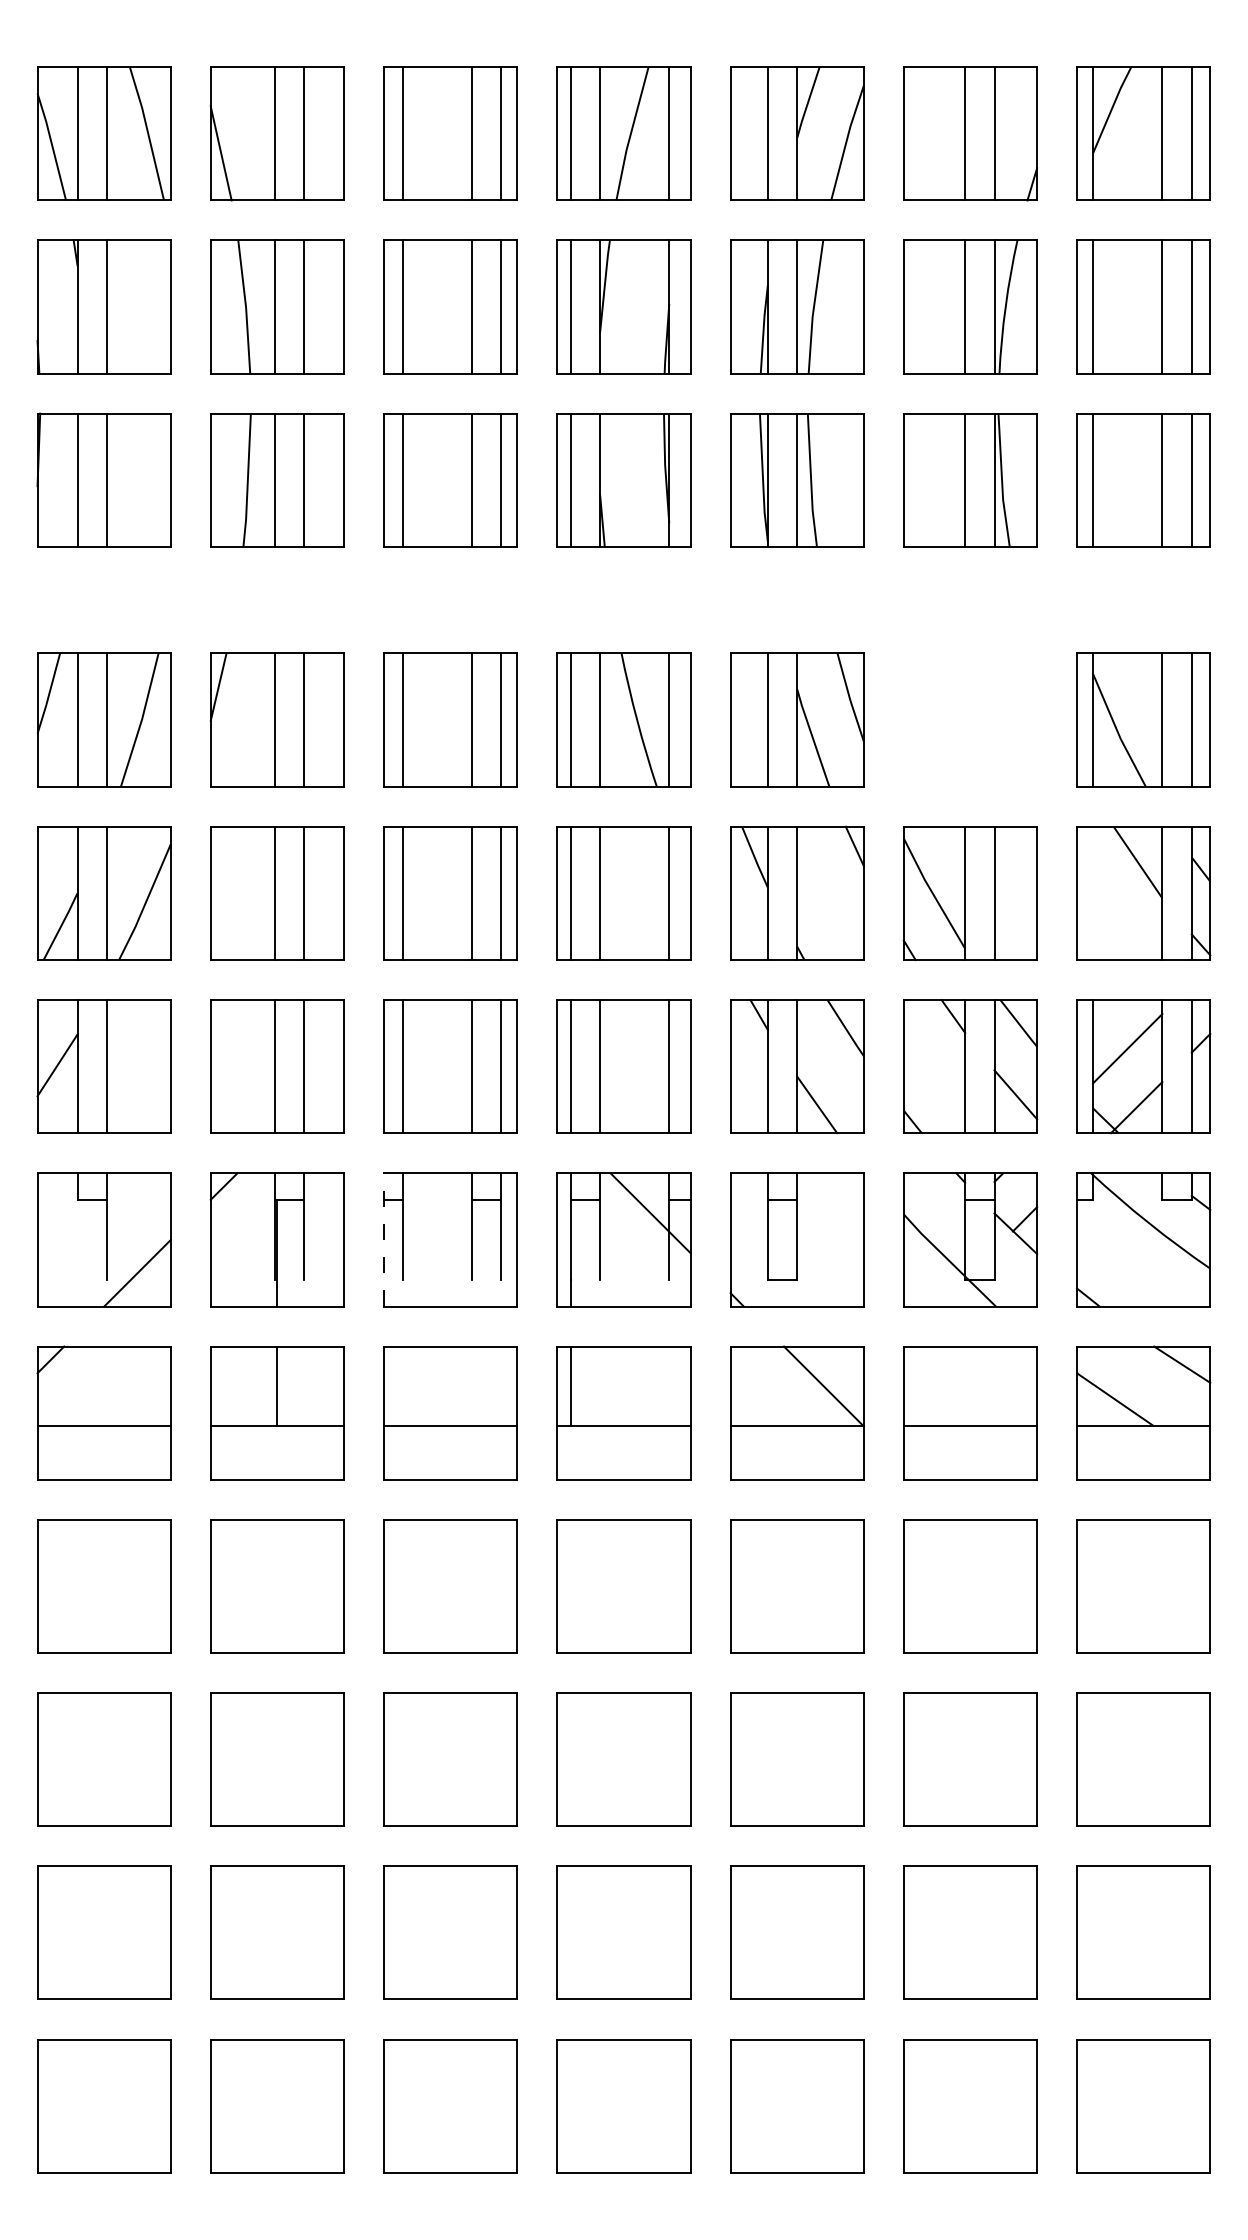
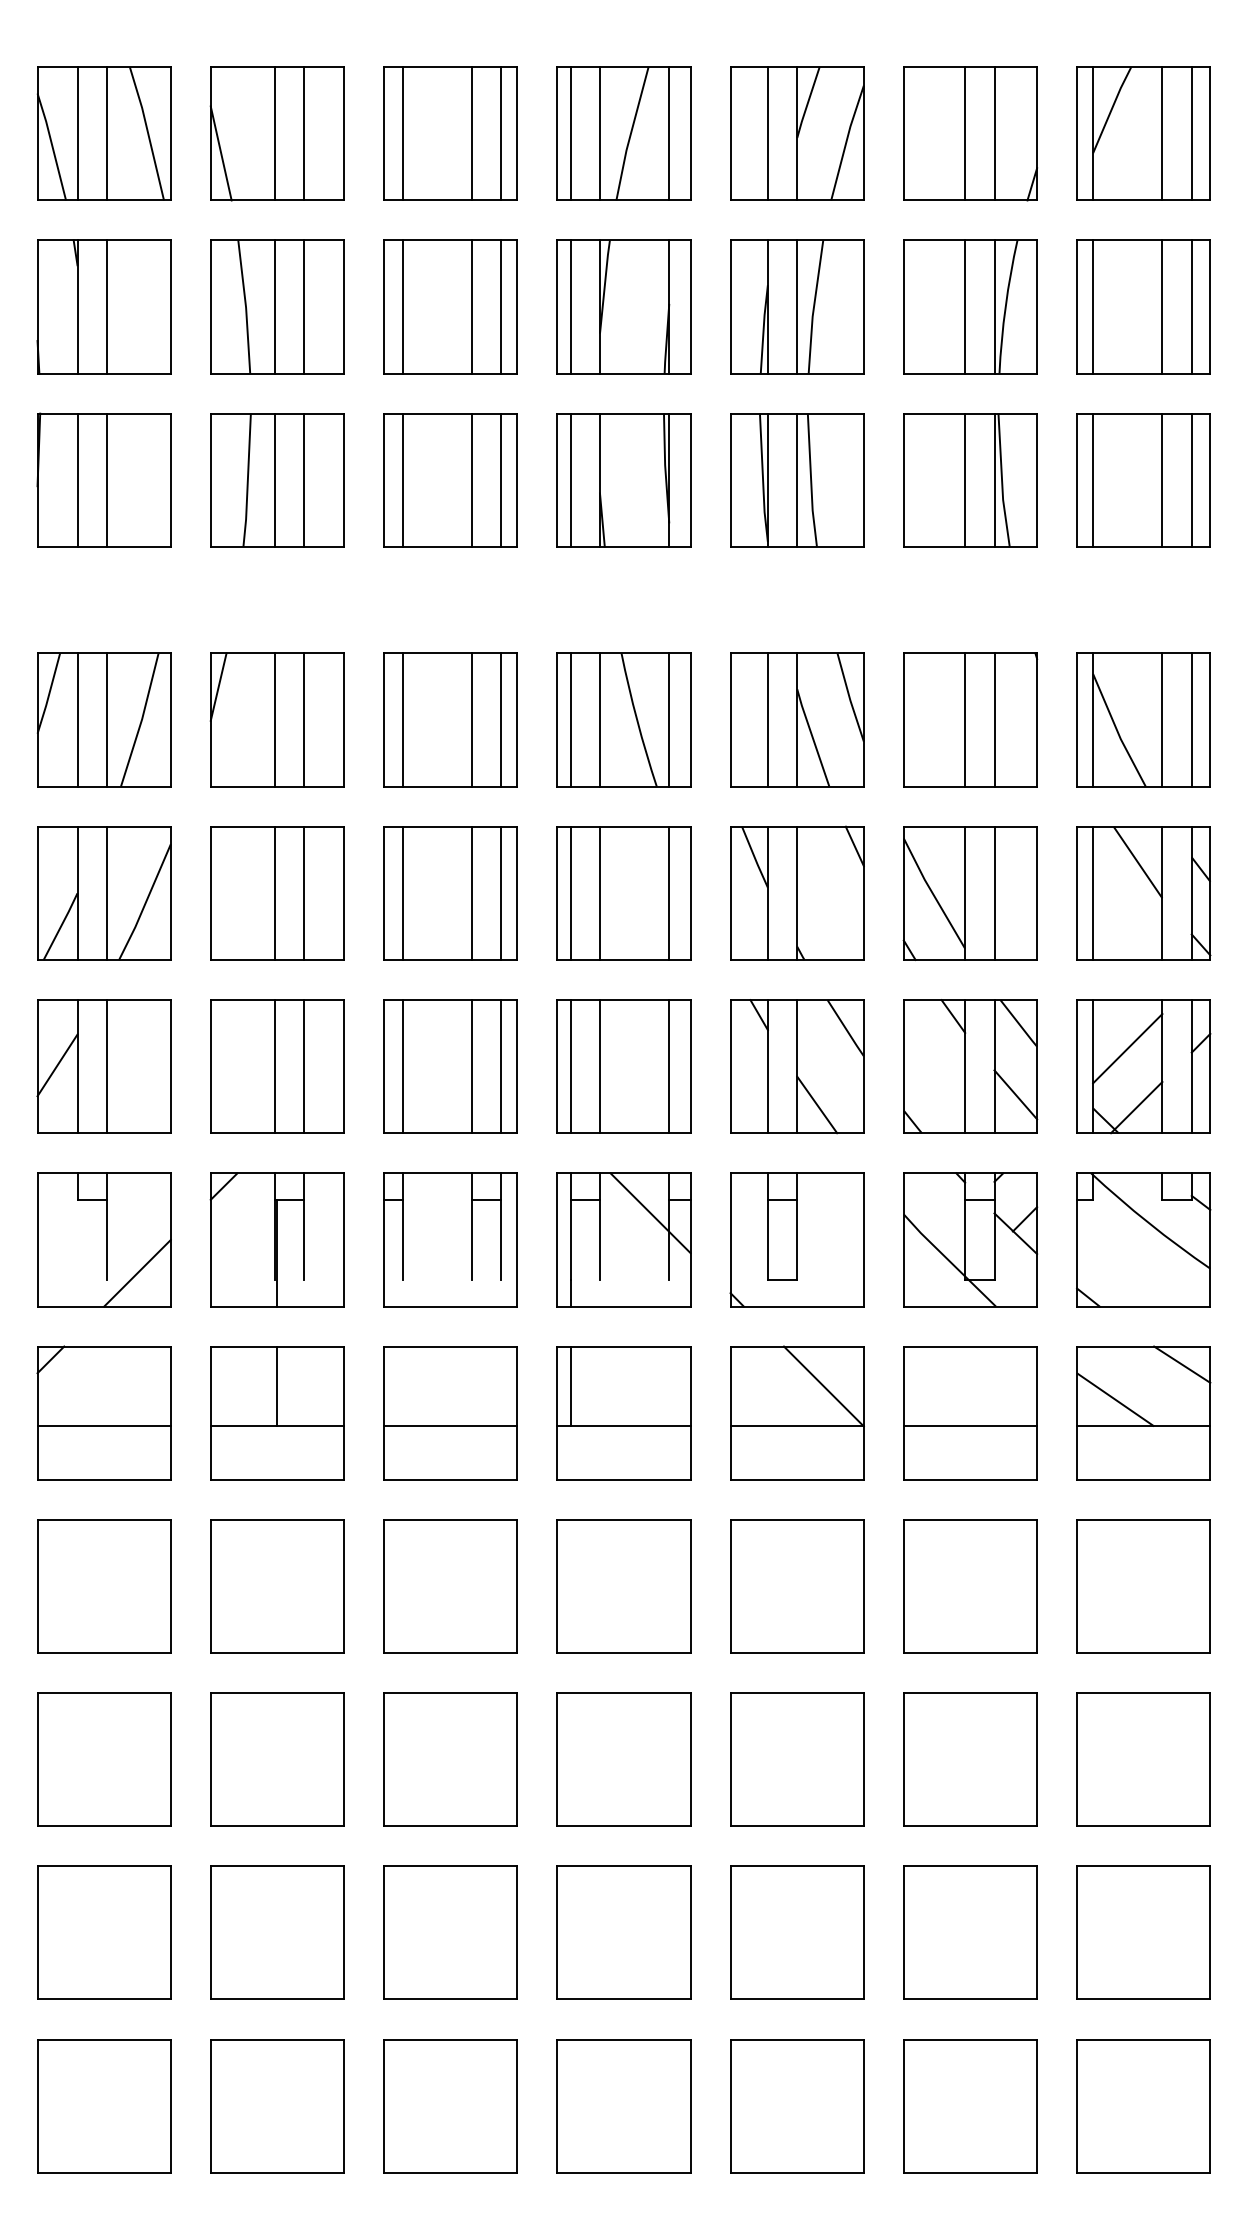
part: none -> present (970, 719)
line: none -> present (1093, 892)
line: dashed -> solid (384, 1239)
